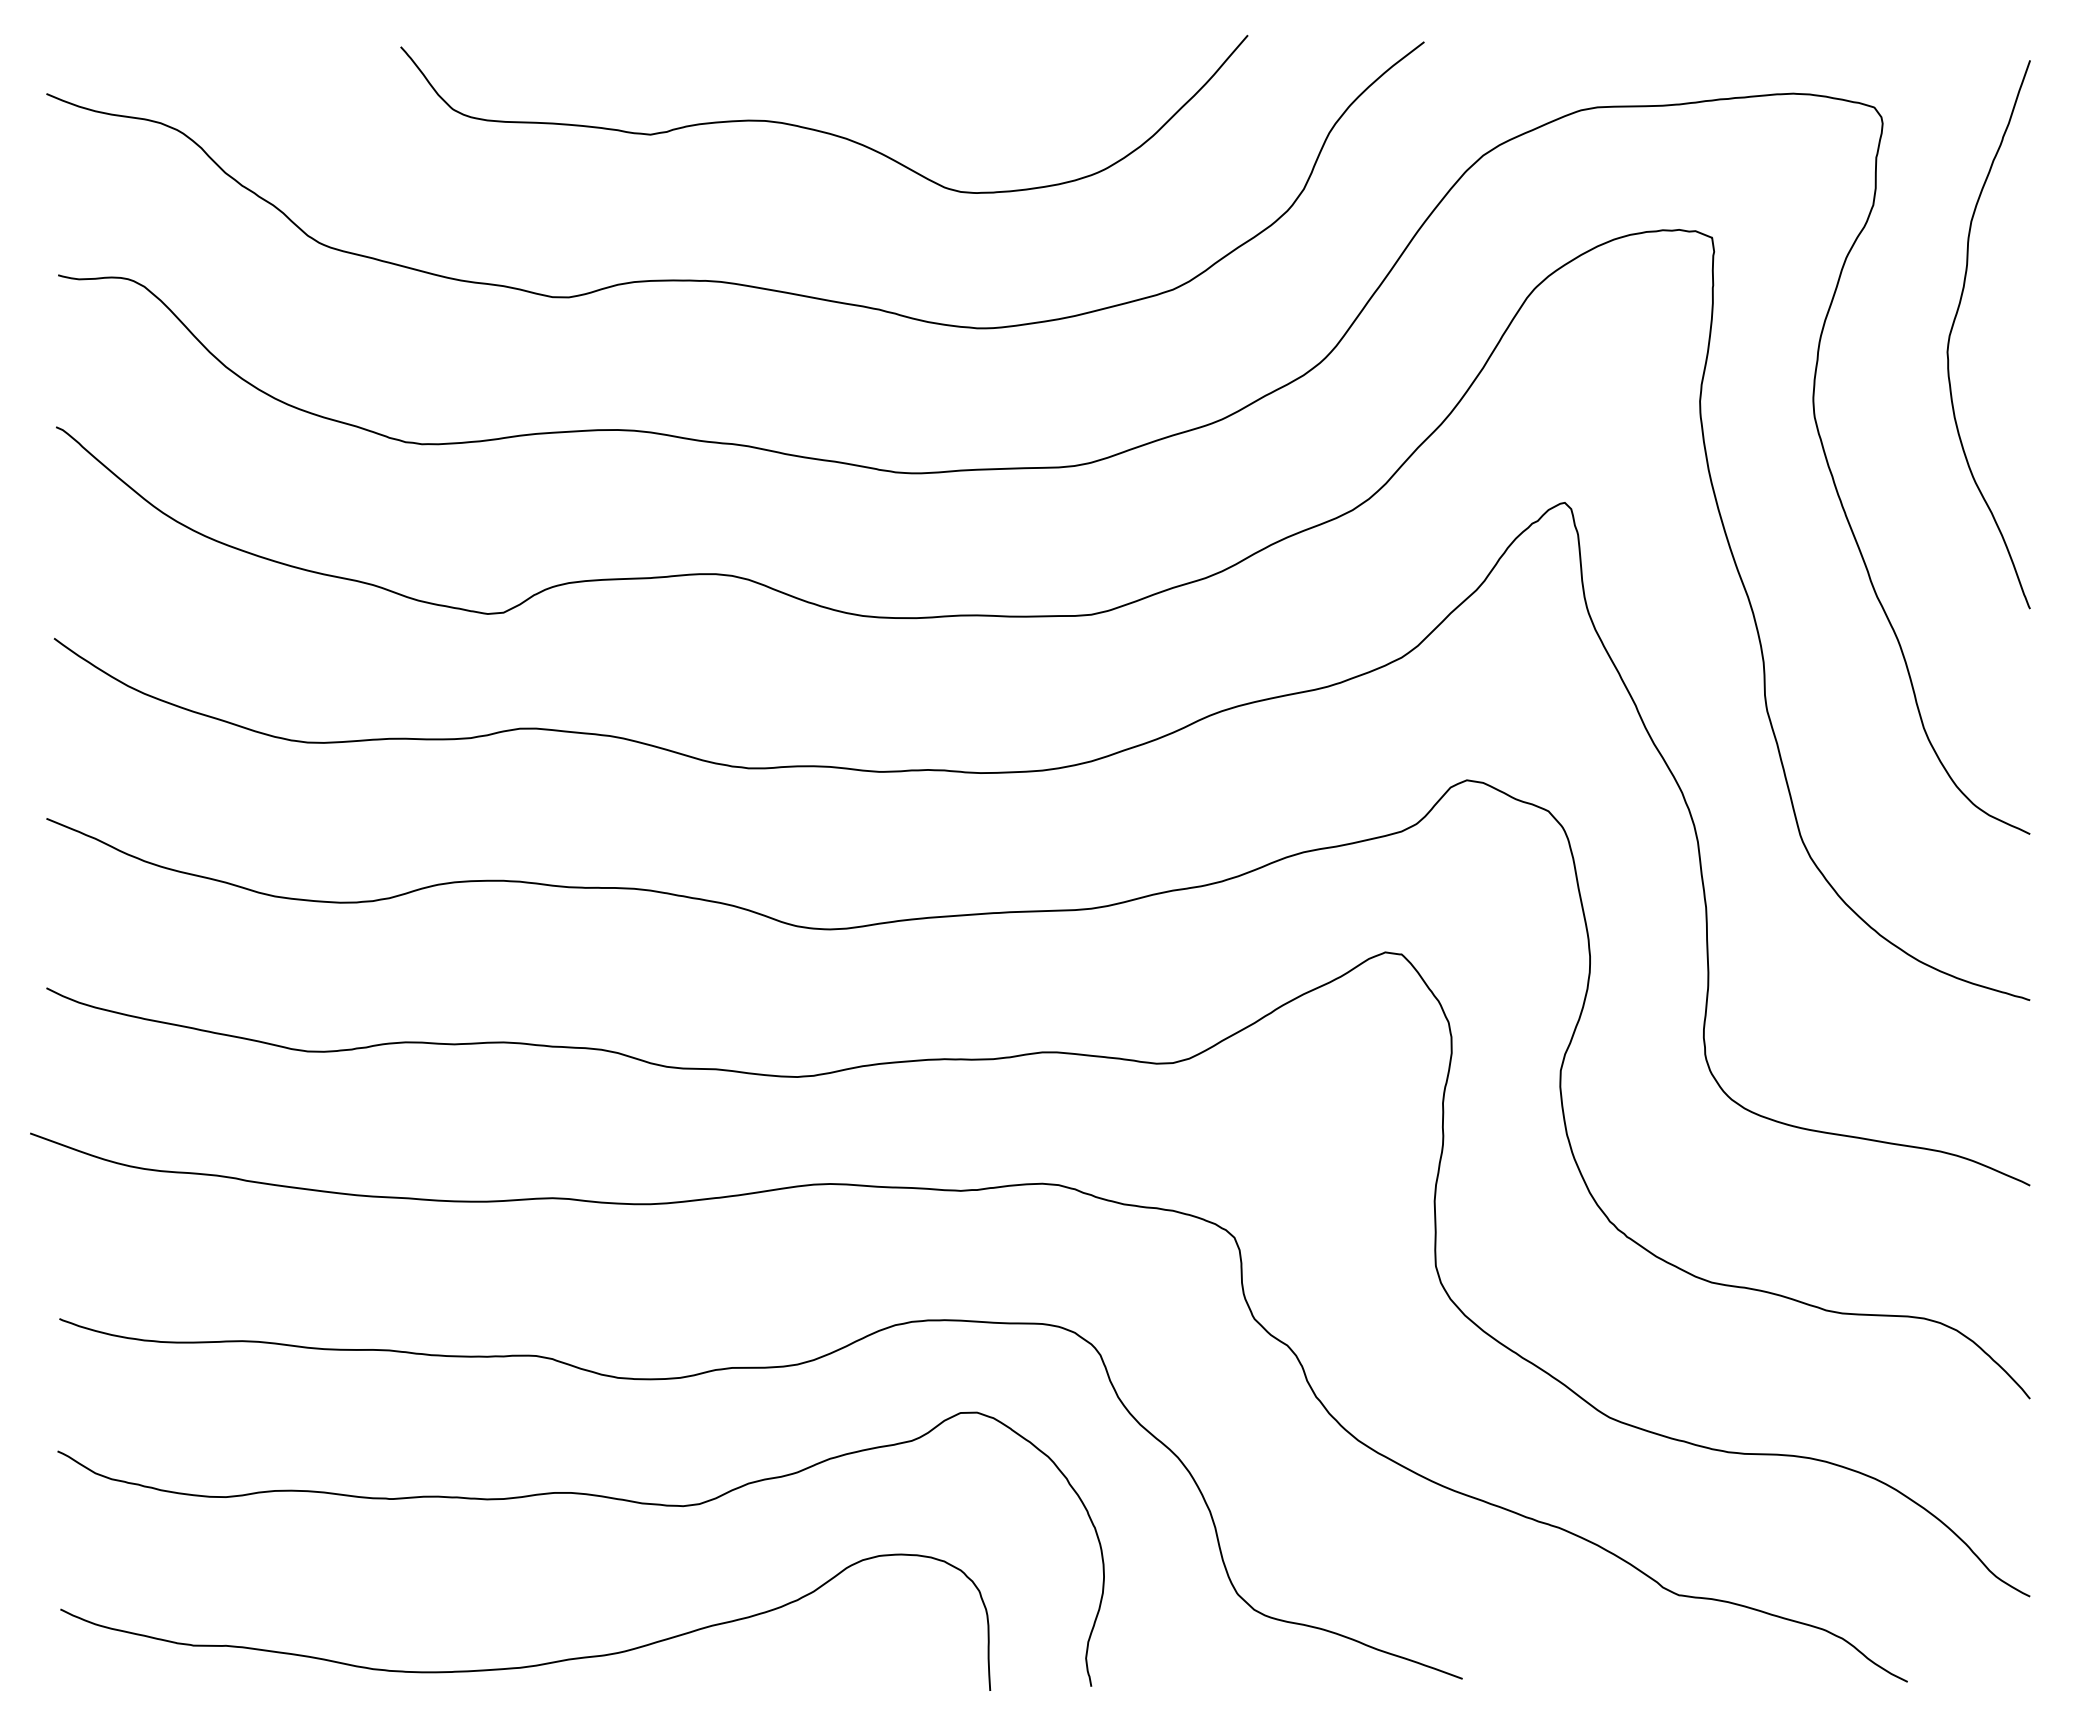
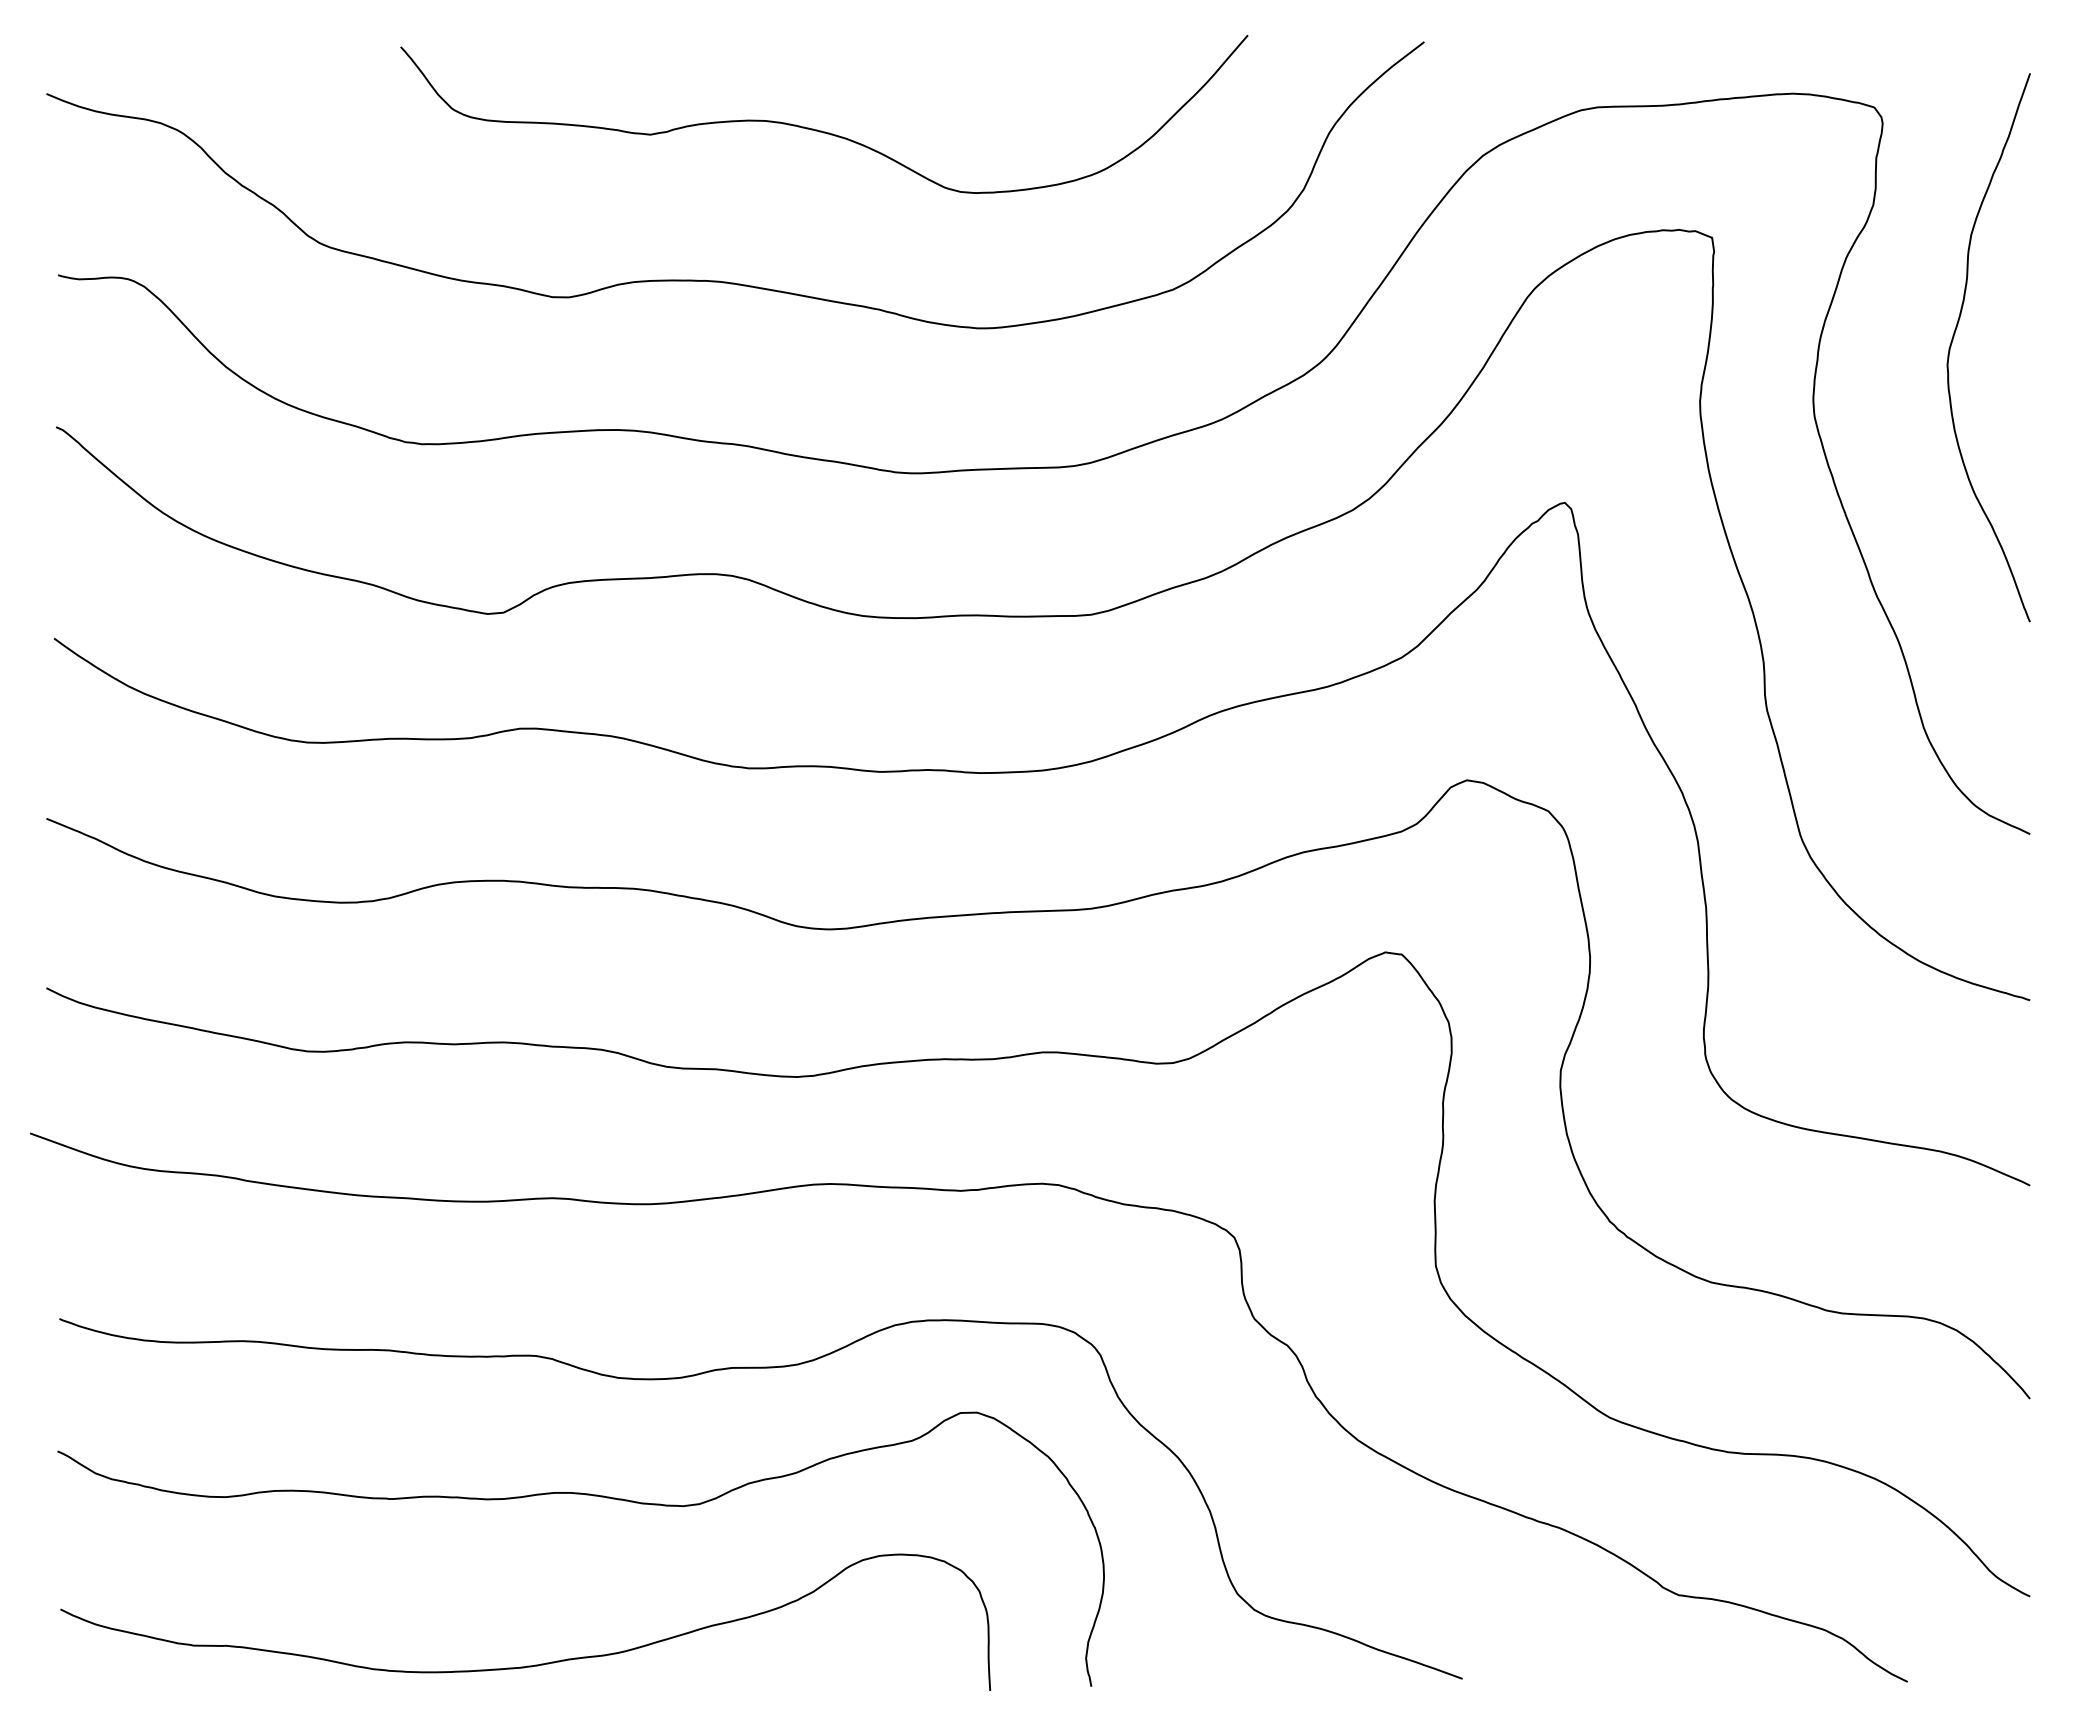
curve position: (1953, 327) -> (1953, 340) (1953, 340)
